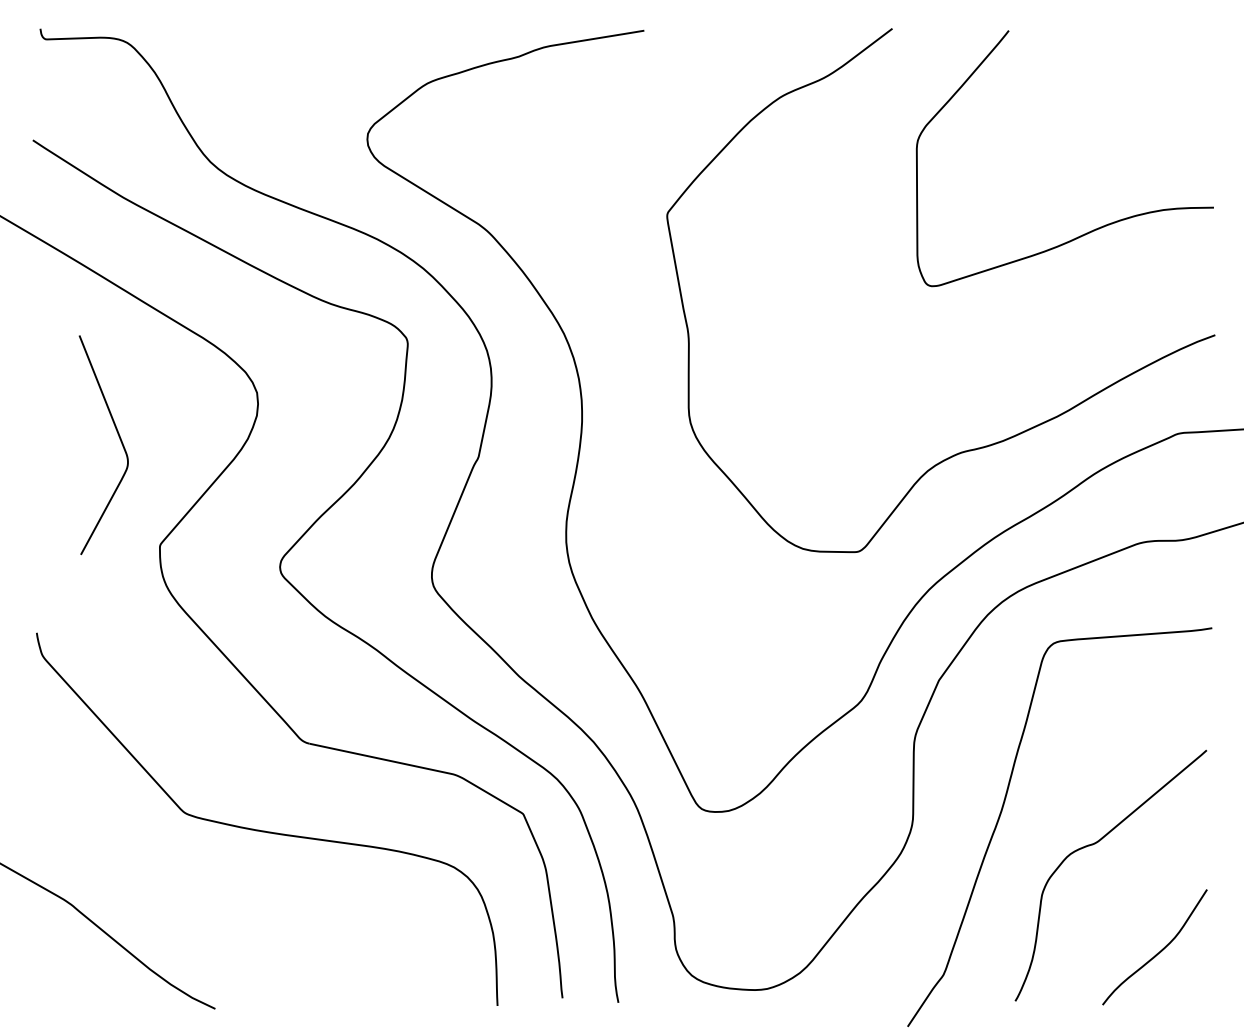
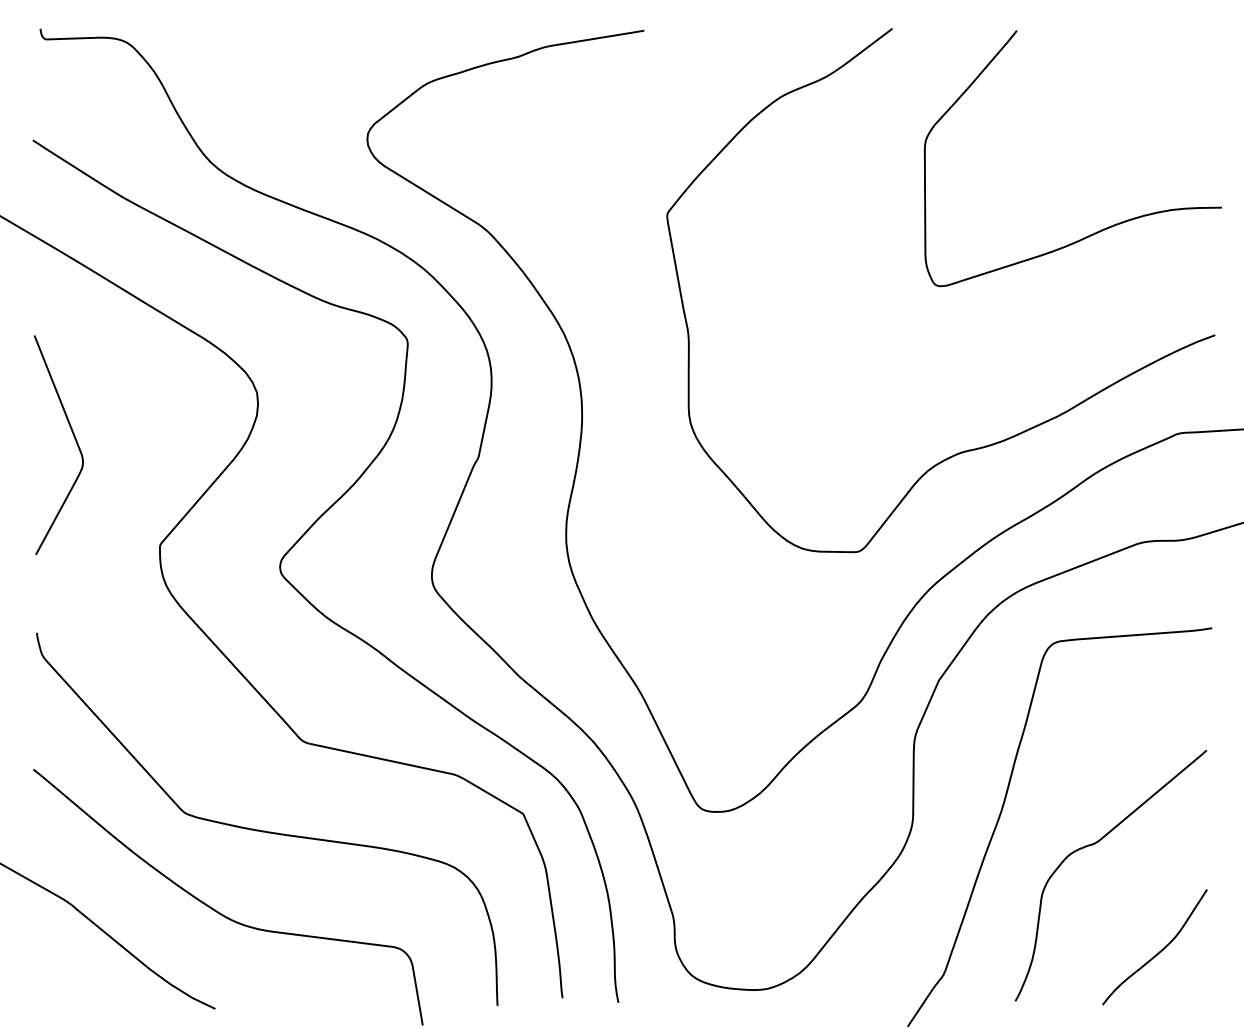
curve position: (1095, 228) -> (1103, 228) (1103, 228)
curve position: (119, 439) -> (74, 439) (74, 439)
curve: none -> present (220, 912)
